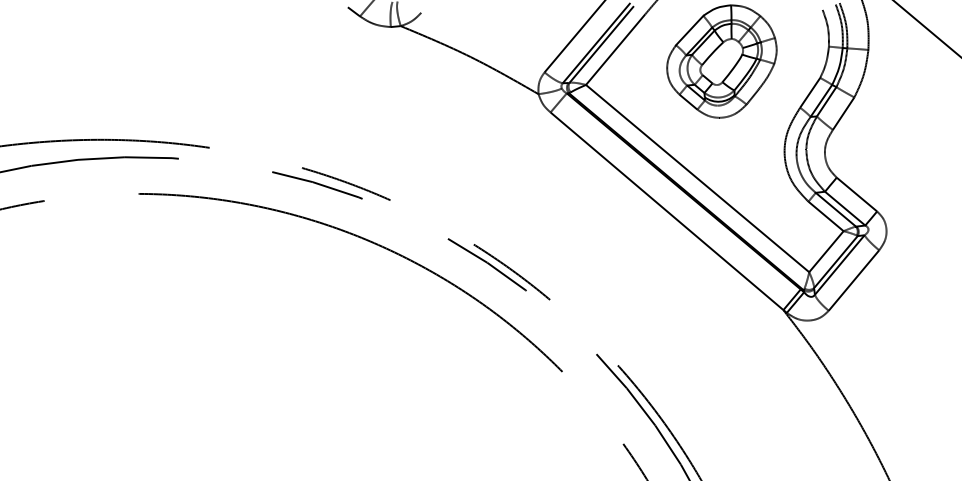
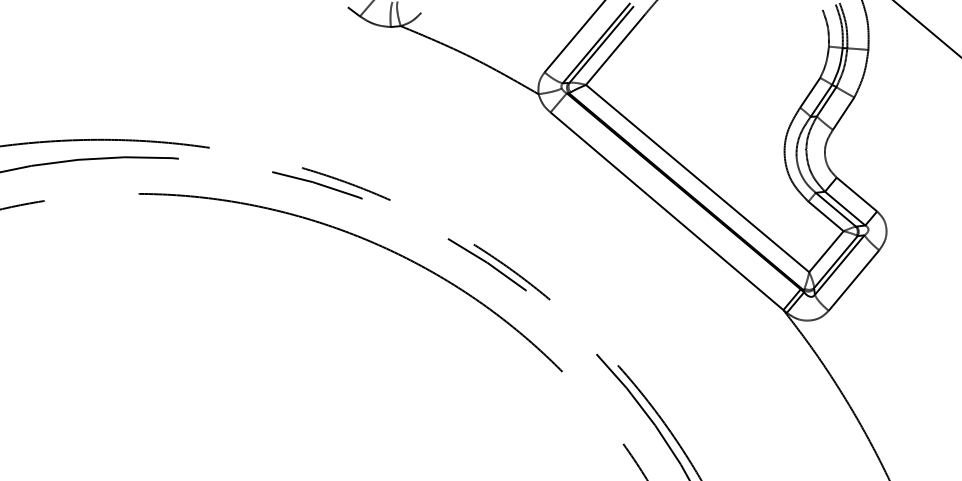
part: present -> none (721, 61)
